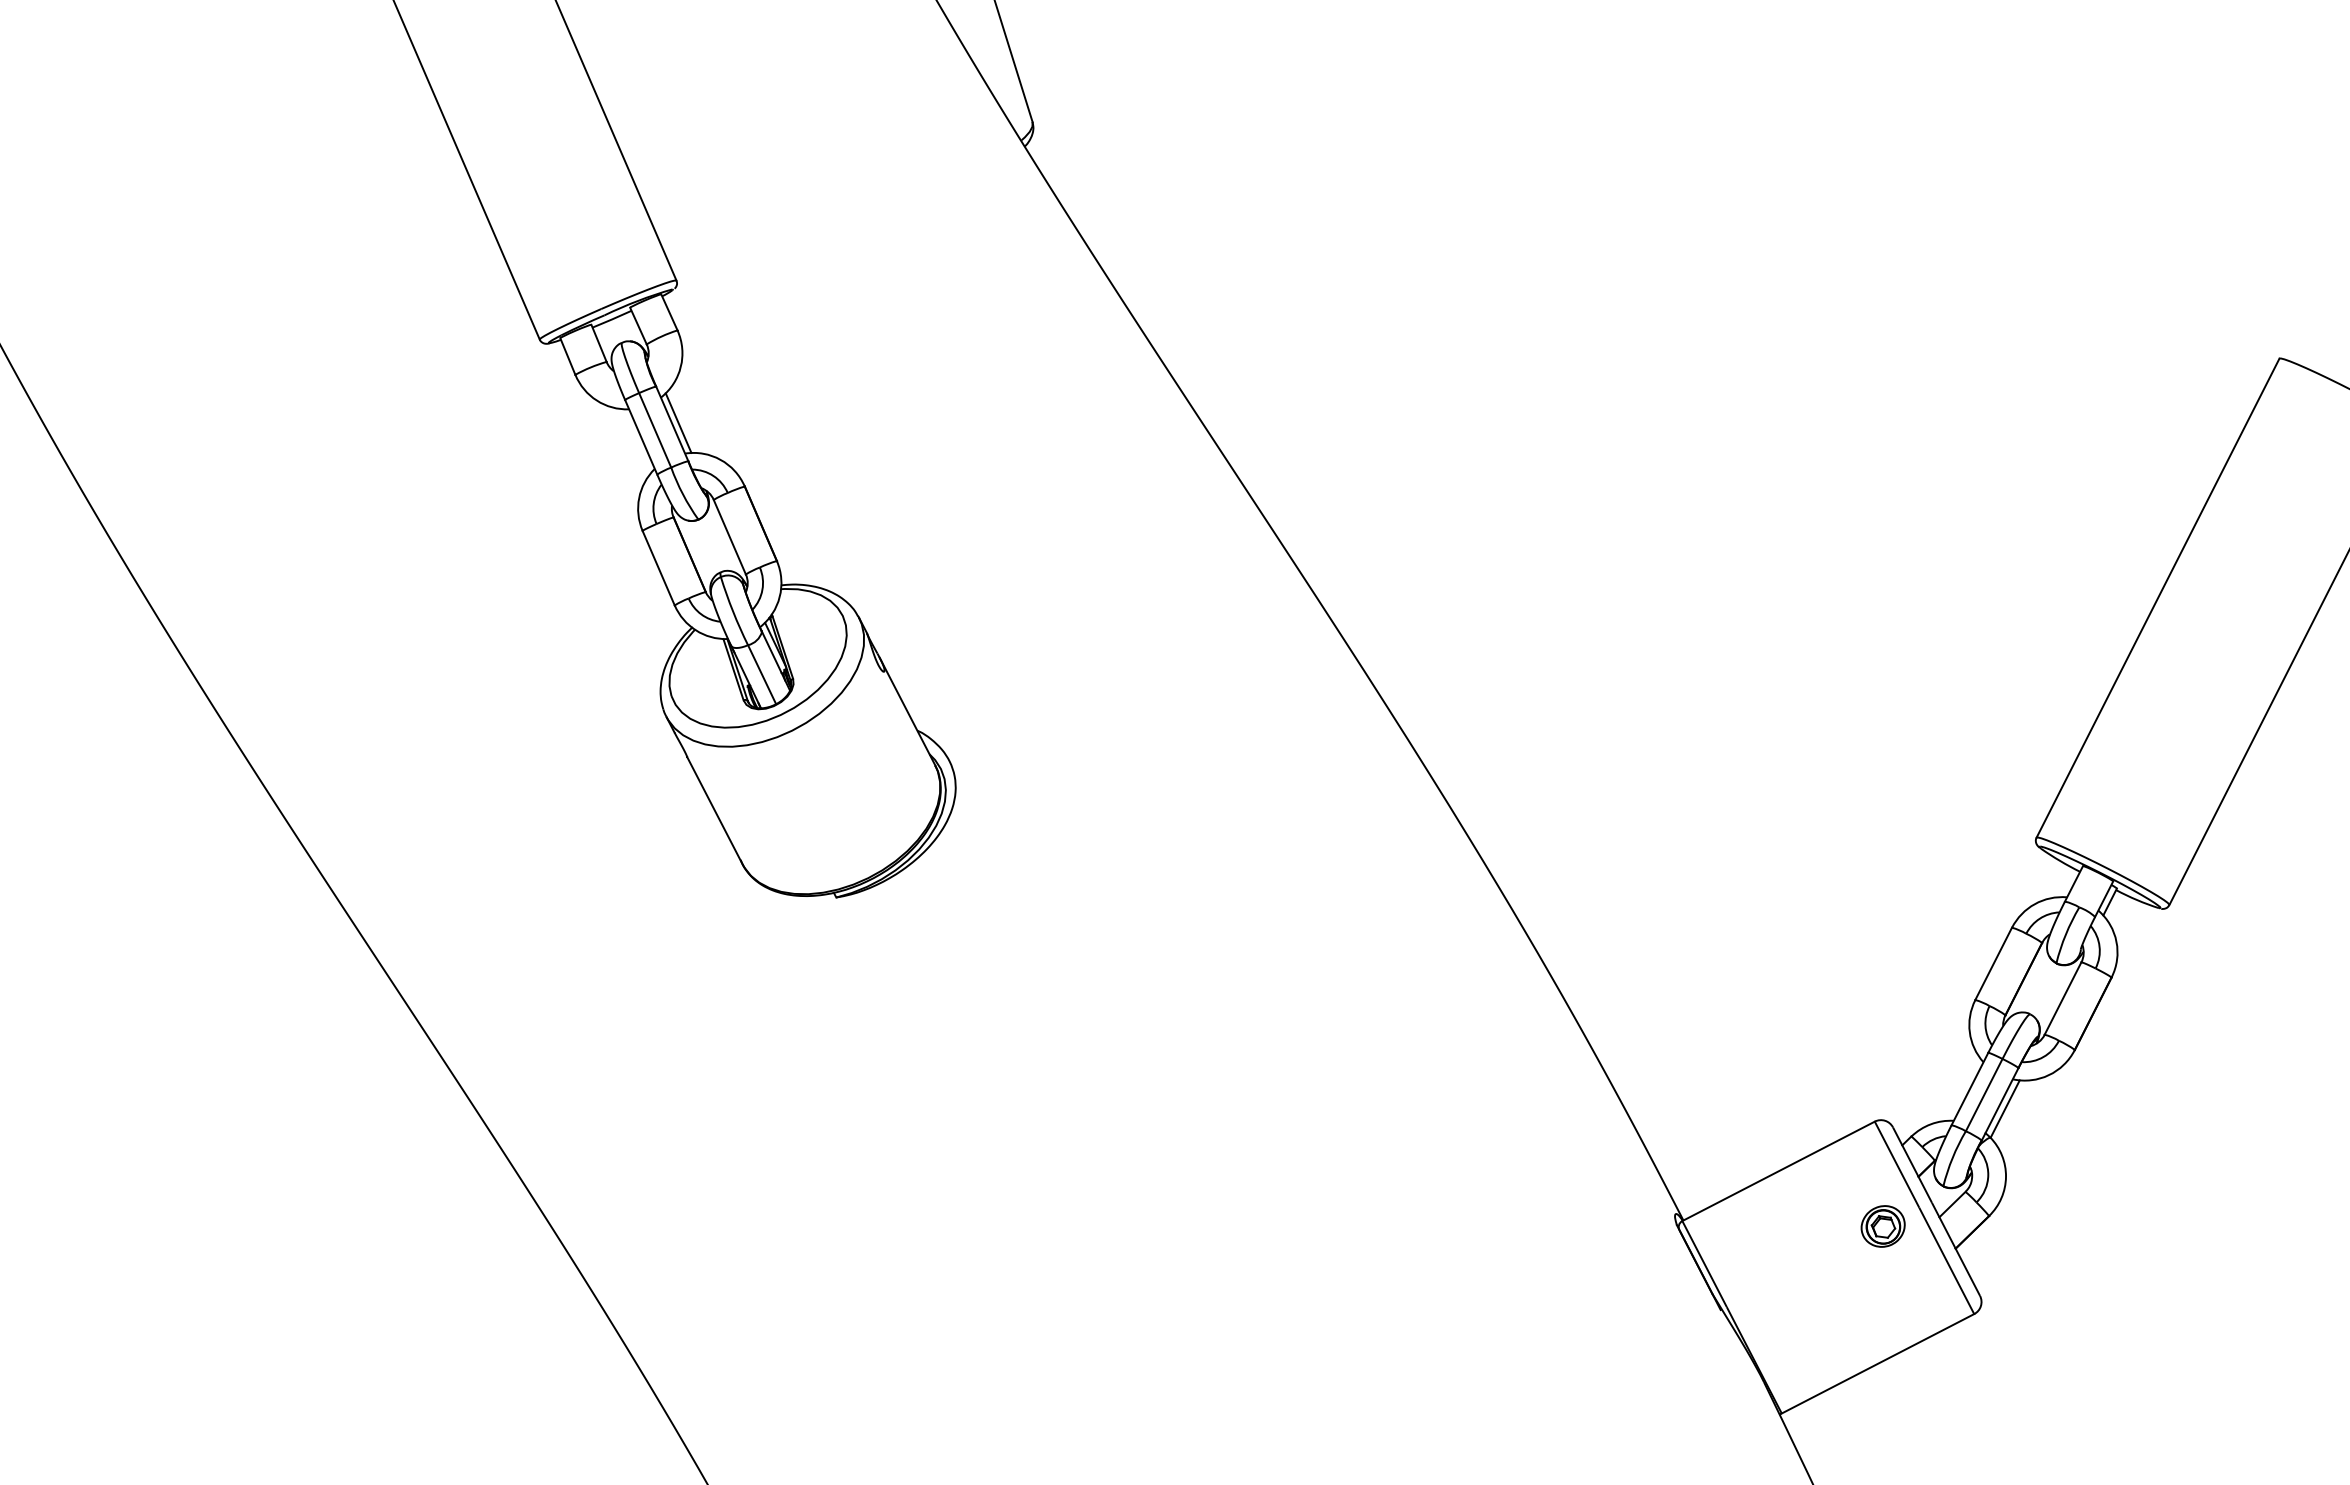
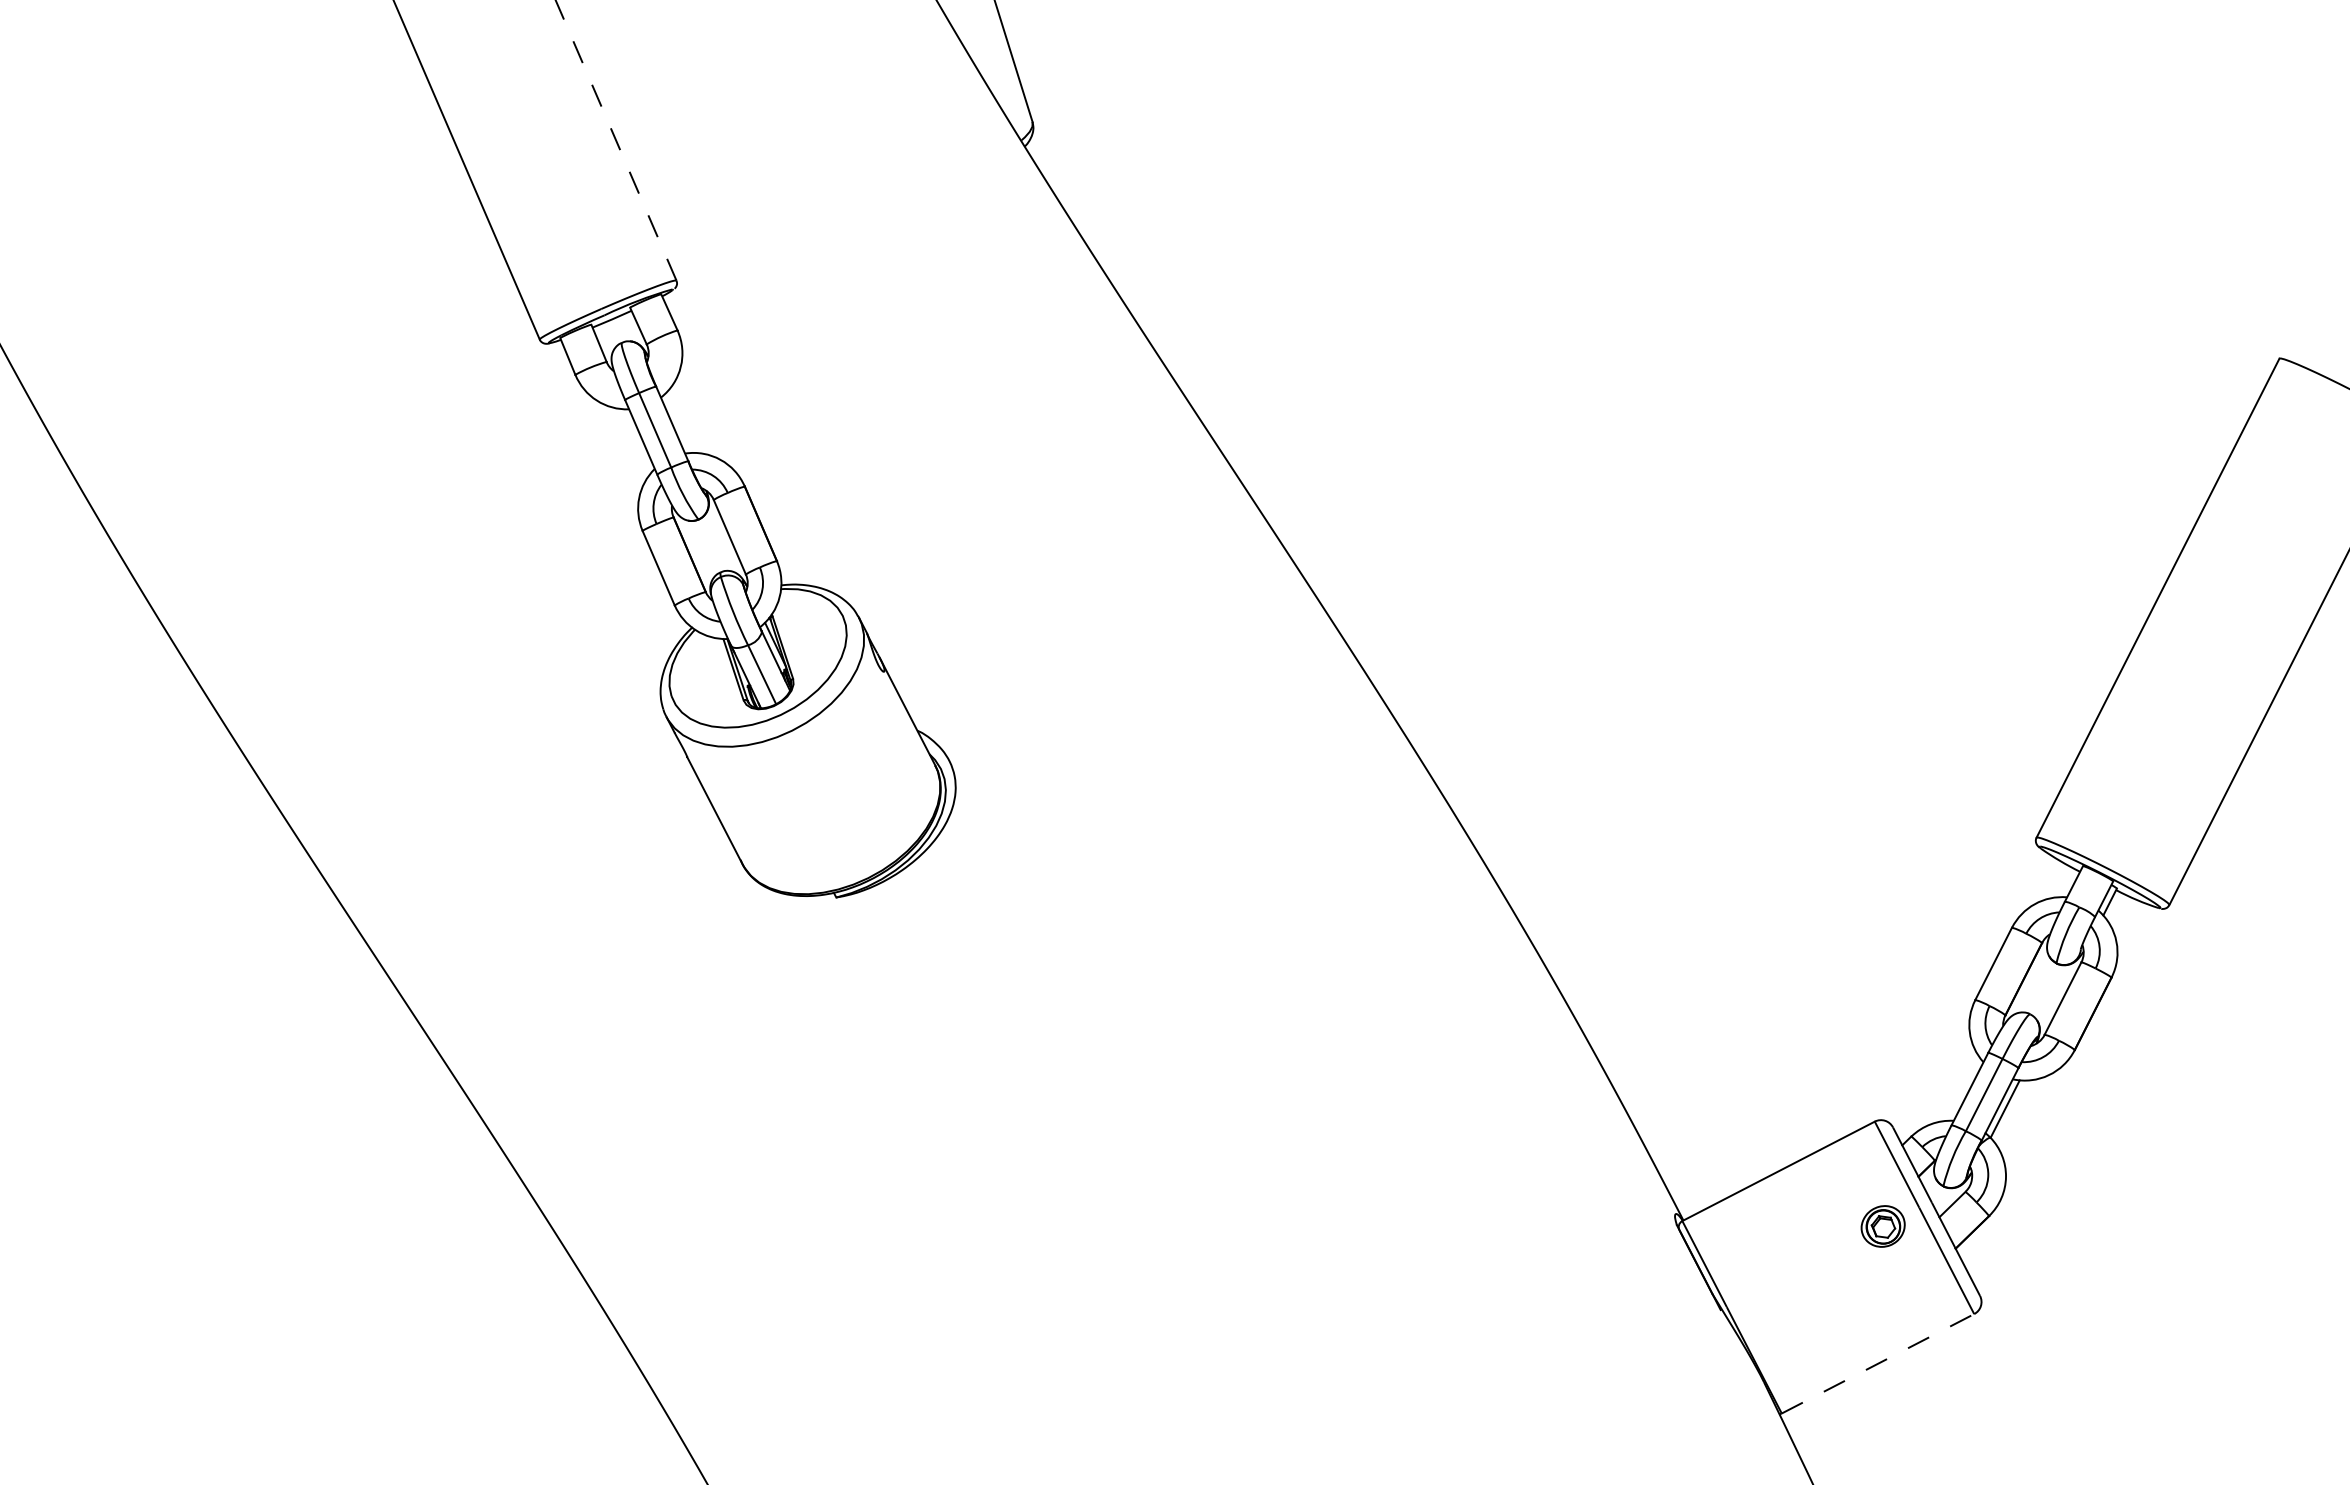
line: solid -> dashed (616, 140)
line: present -> none (678, 422)
line: solid -> dashed (1878, 1363)
